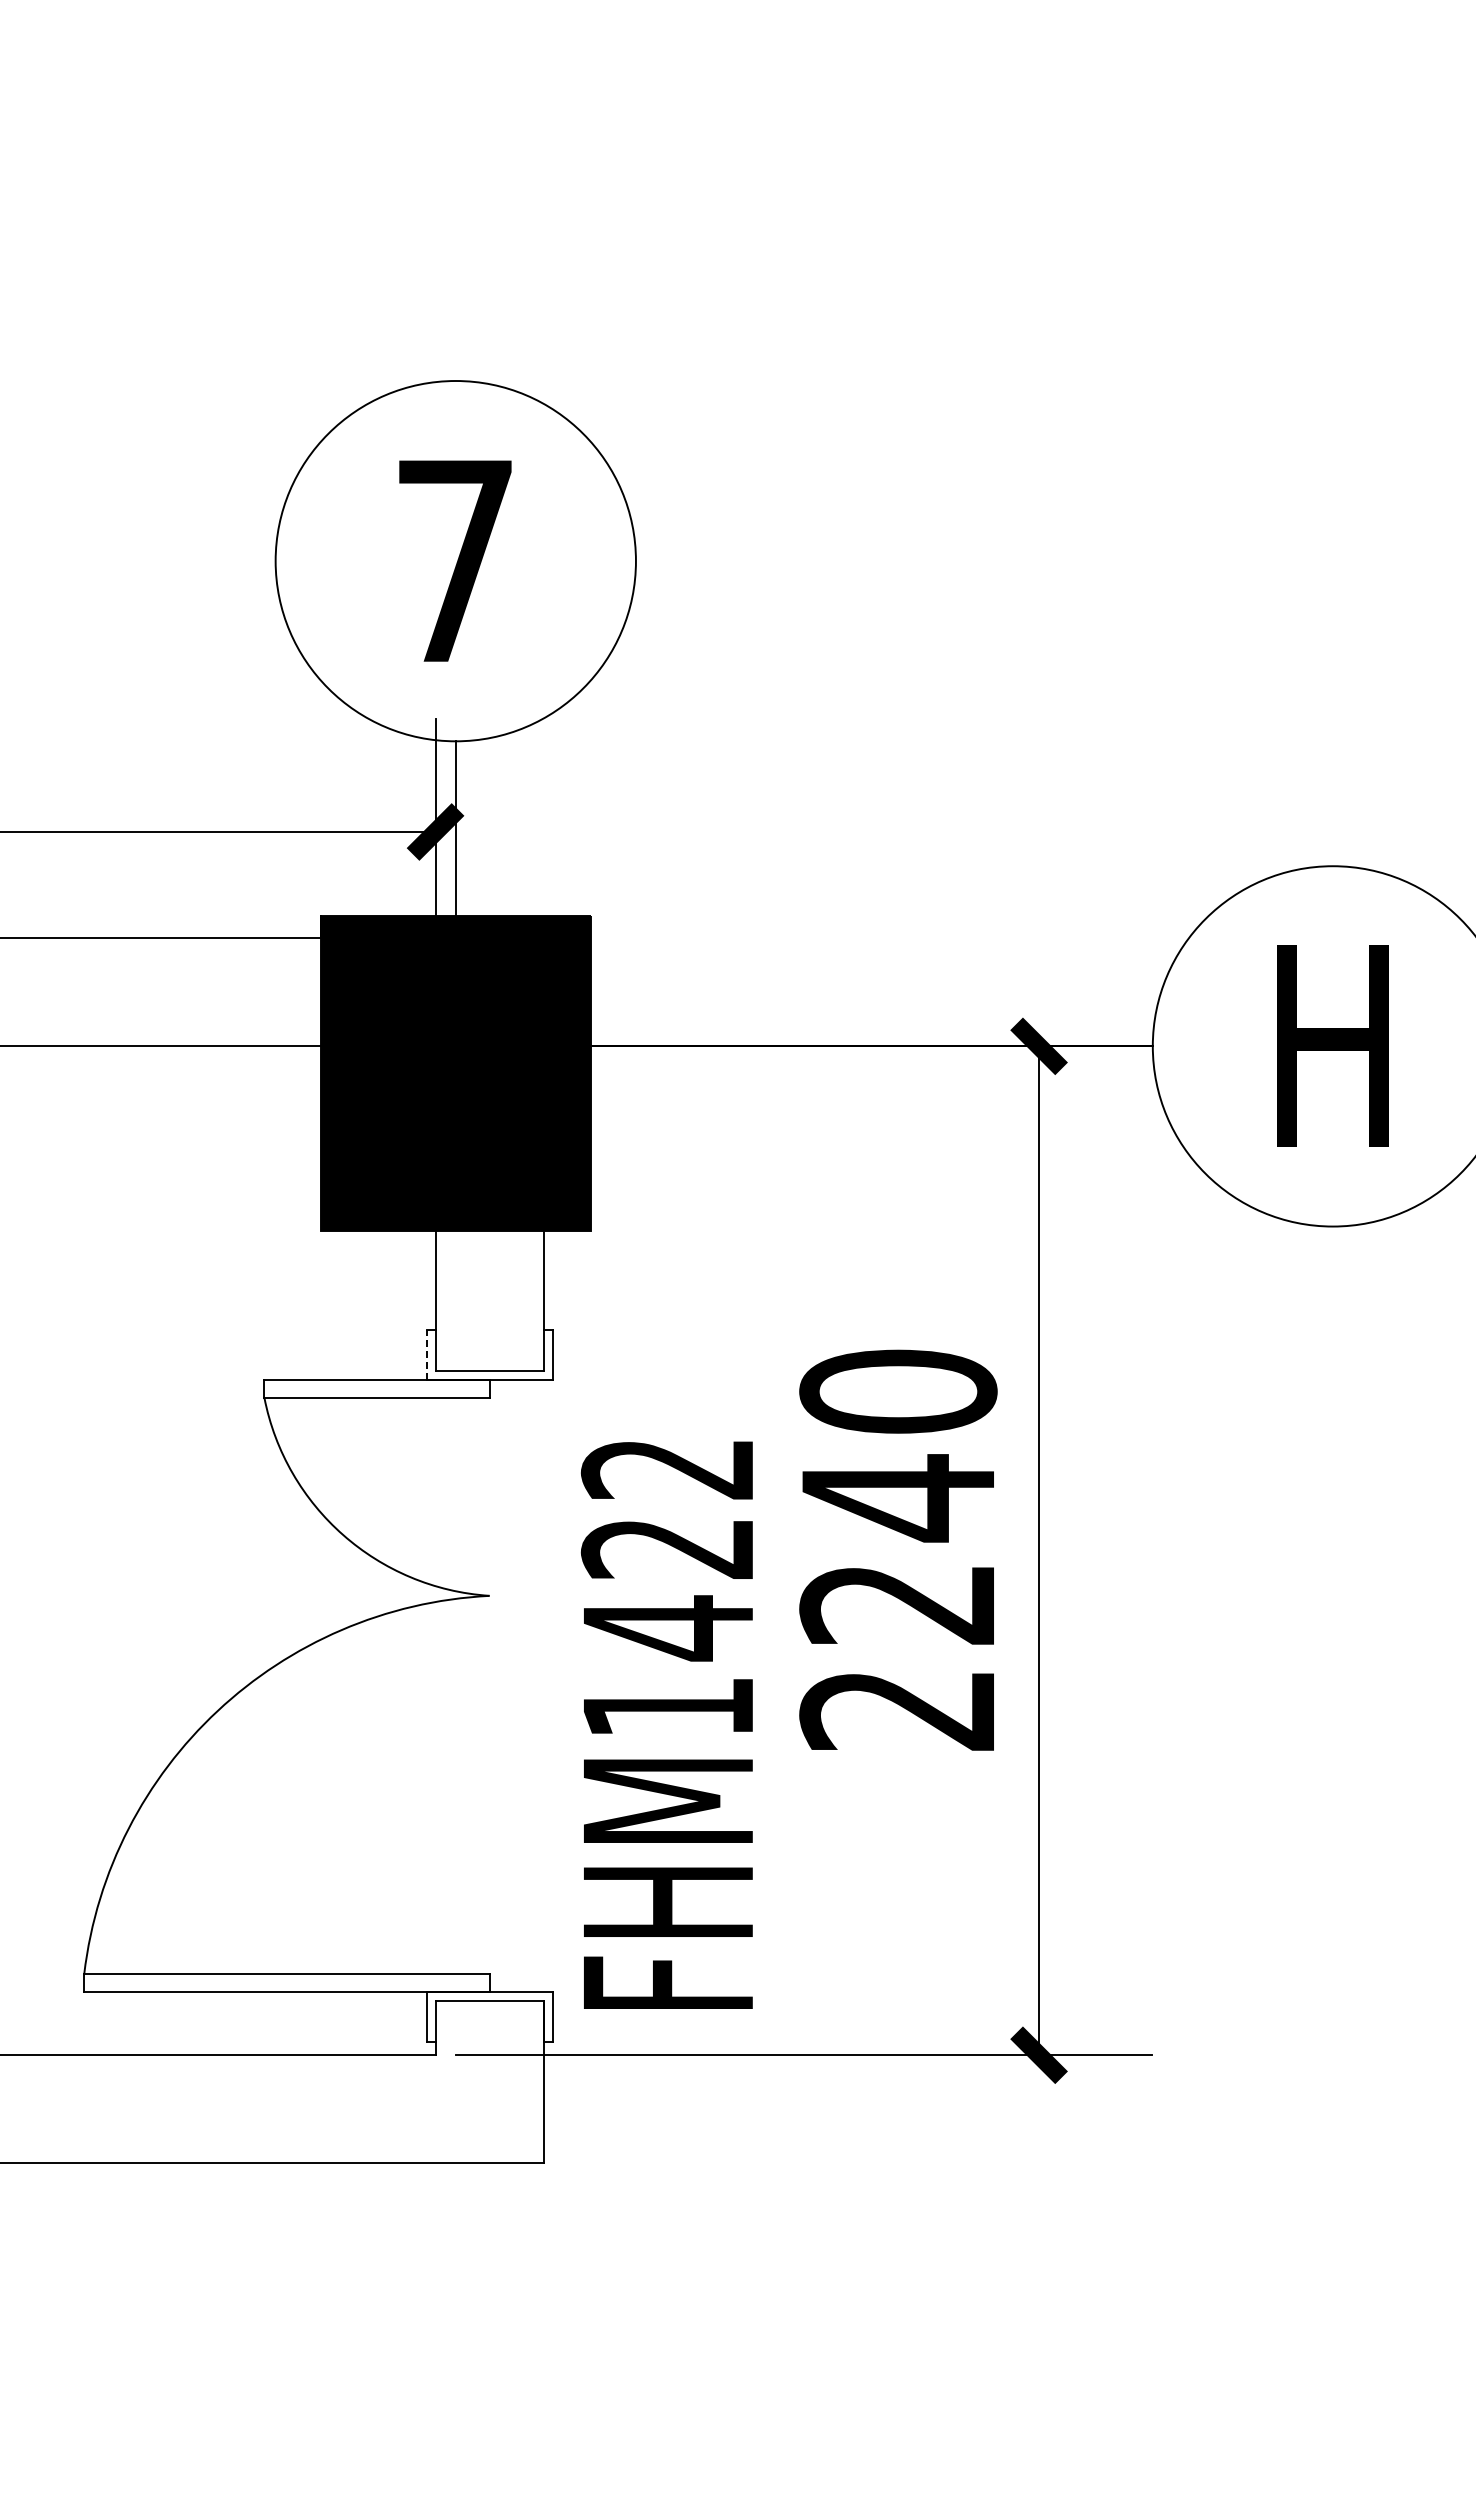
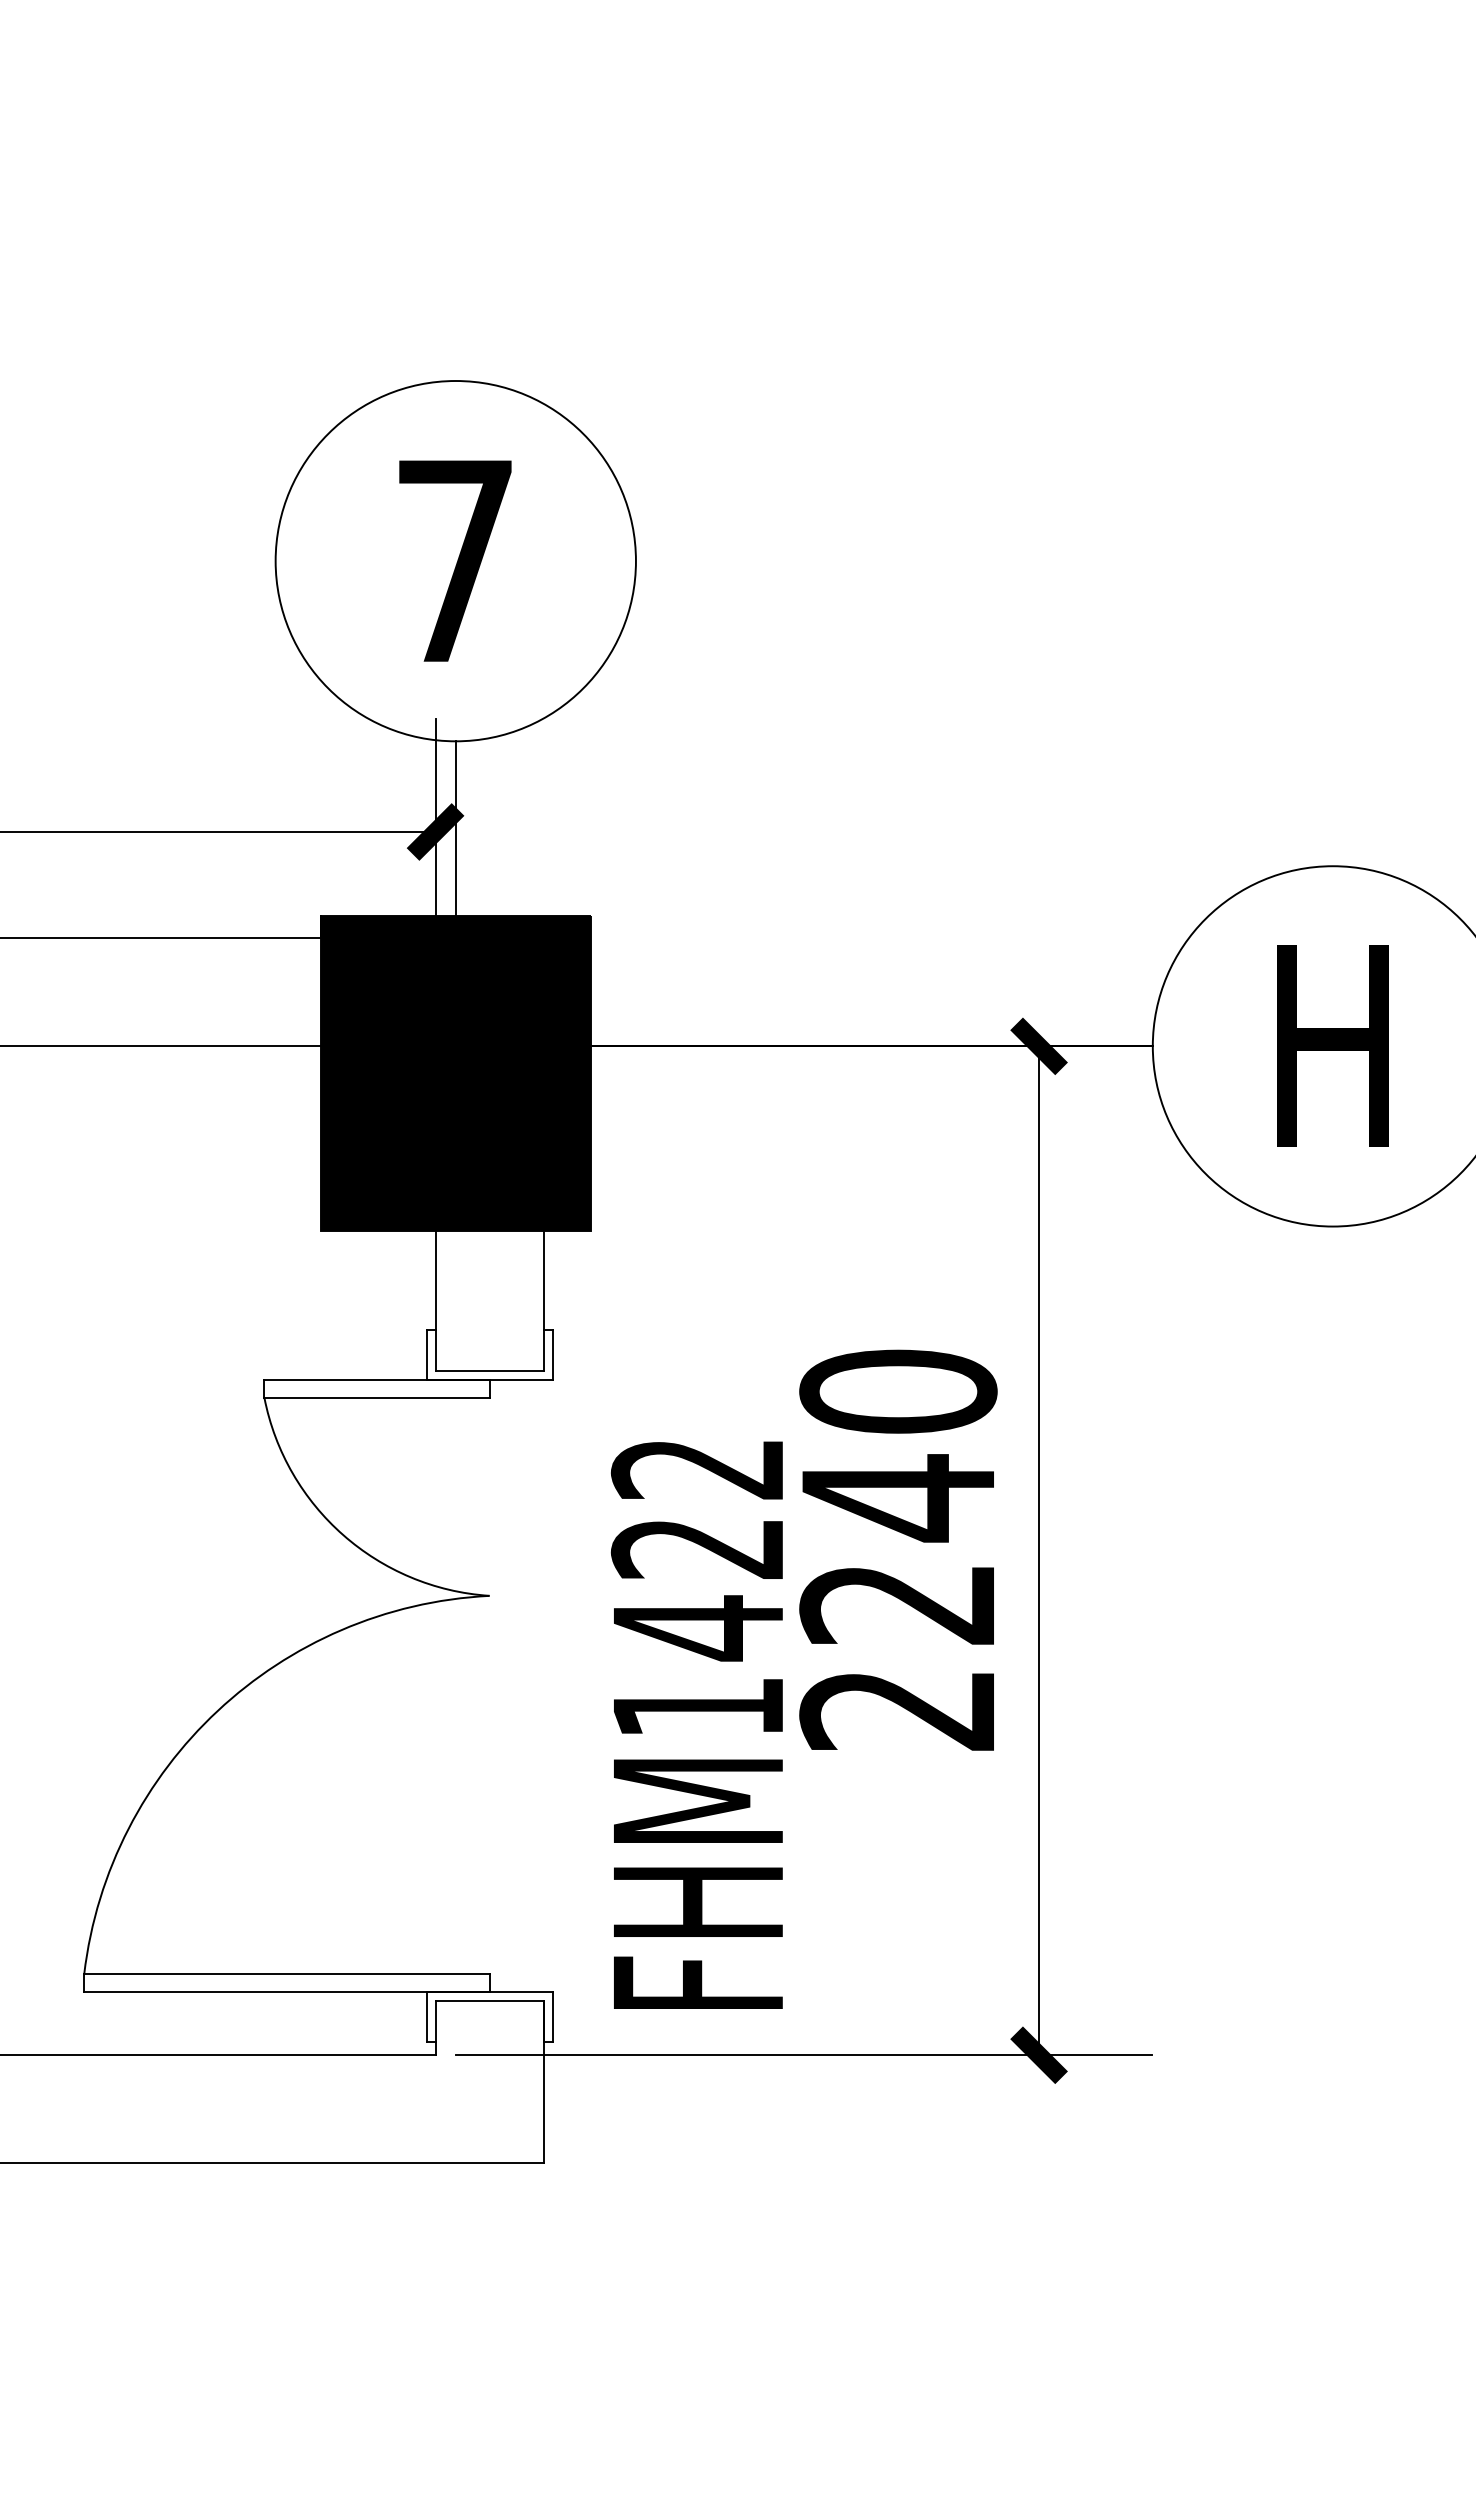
line: dashed -> solid (426, 1354)
text position: (666, 1724) -> (696, 1724) (696, 1724)
